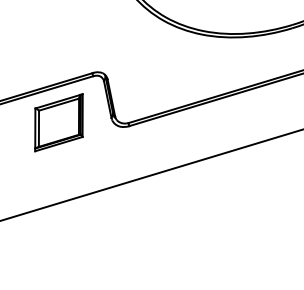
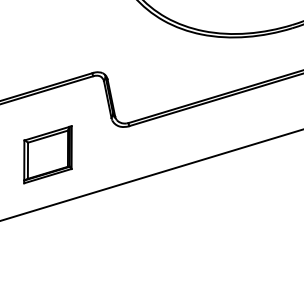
part position: (58, 122) -> (47, 154) (47, 154)
